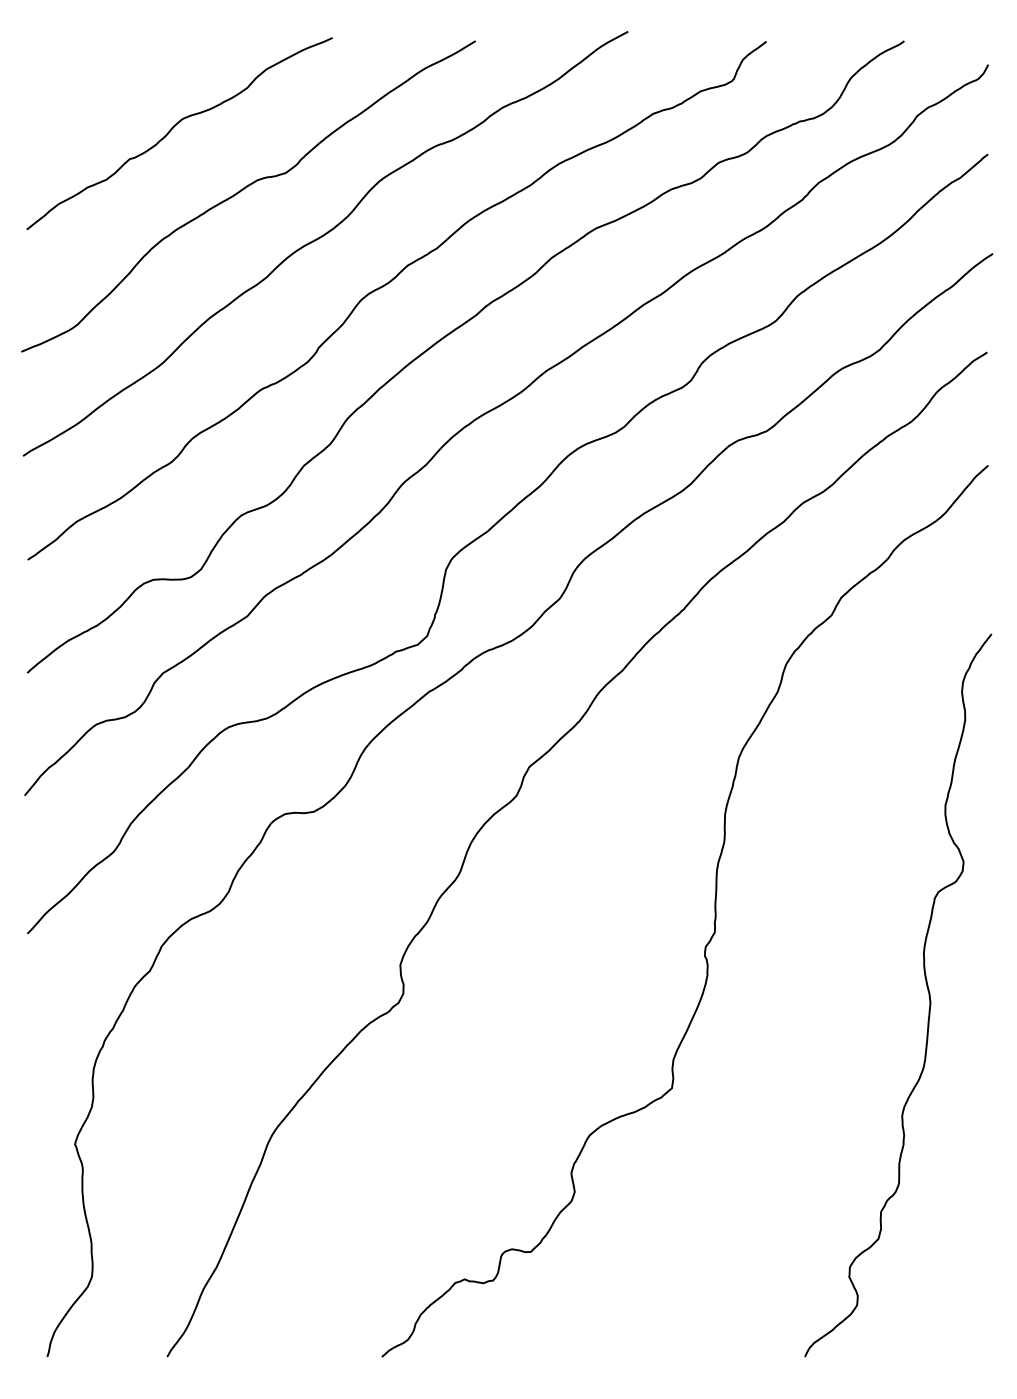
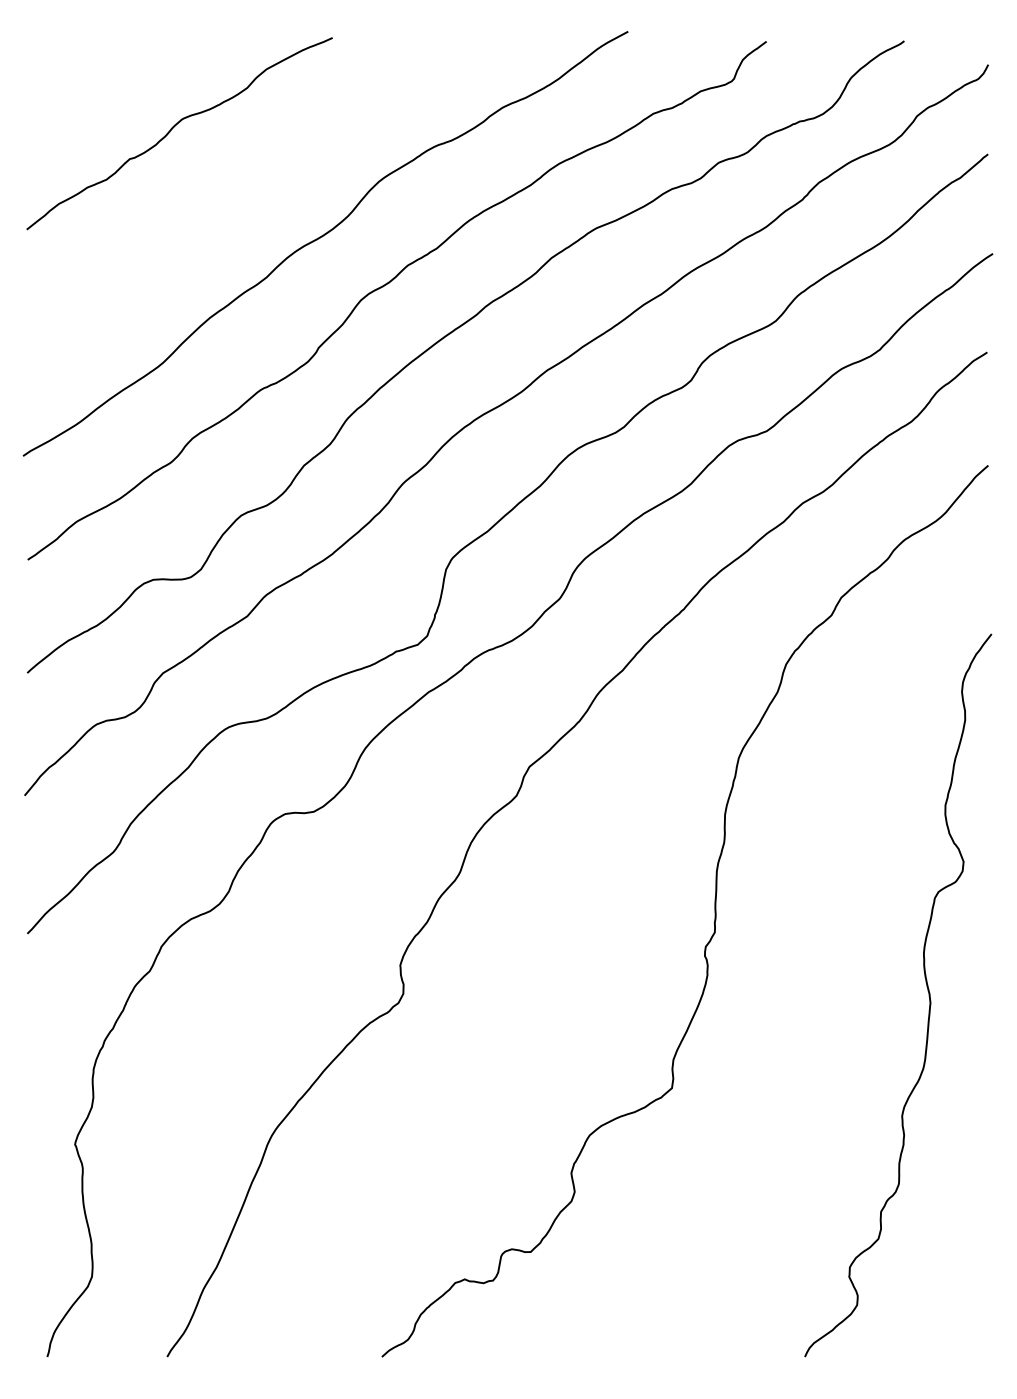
curve: present -> none (243, 190)
